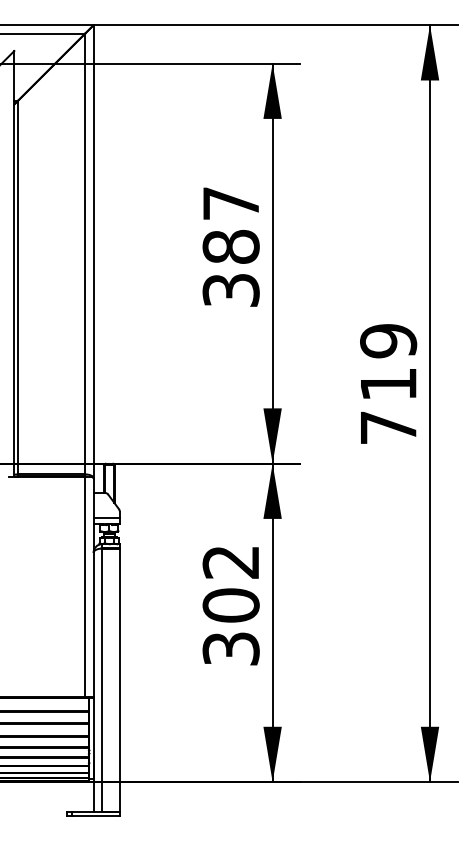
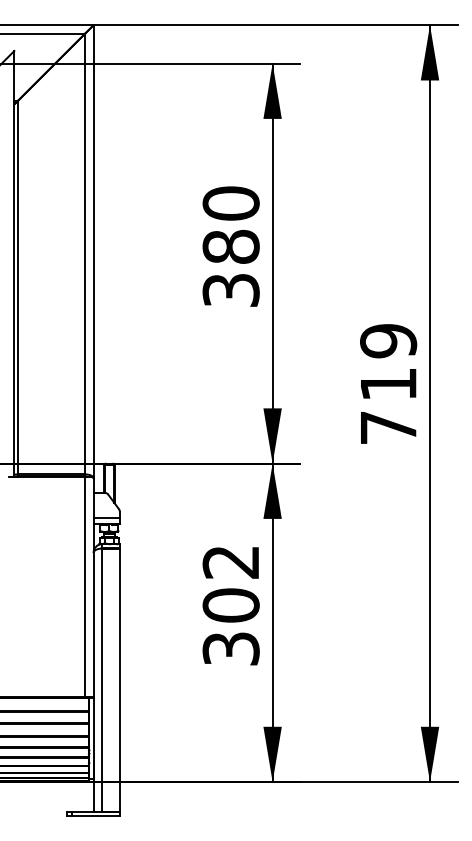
text: 387 -> 380 (230, 203)
